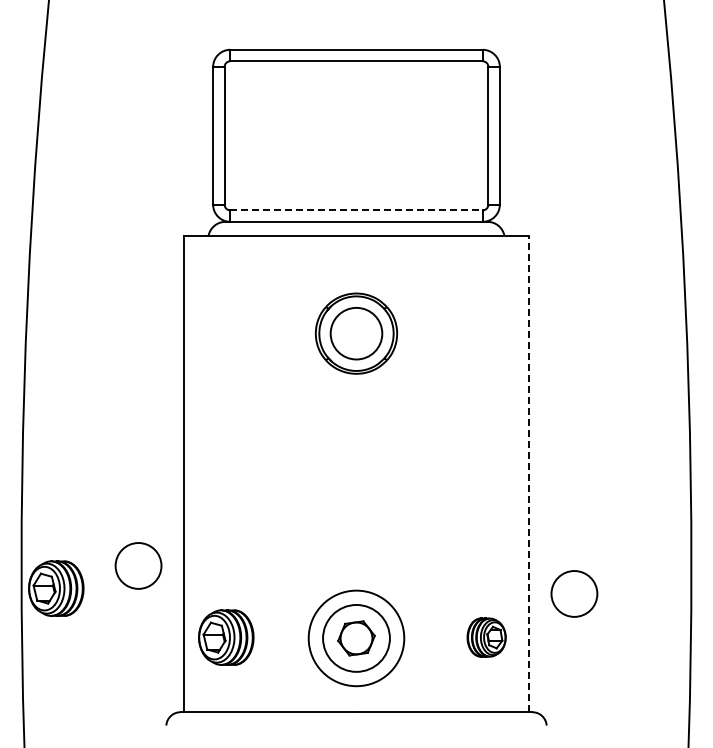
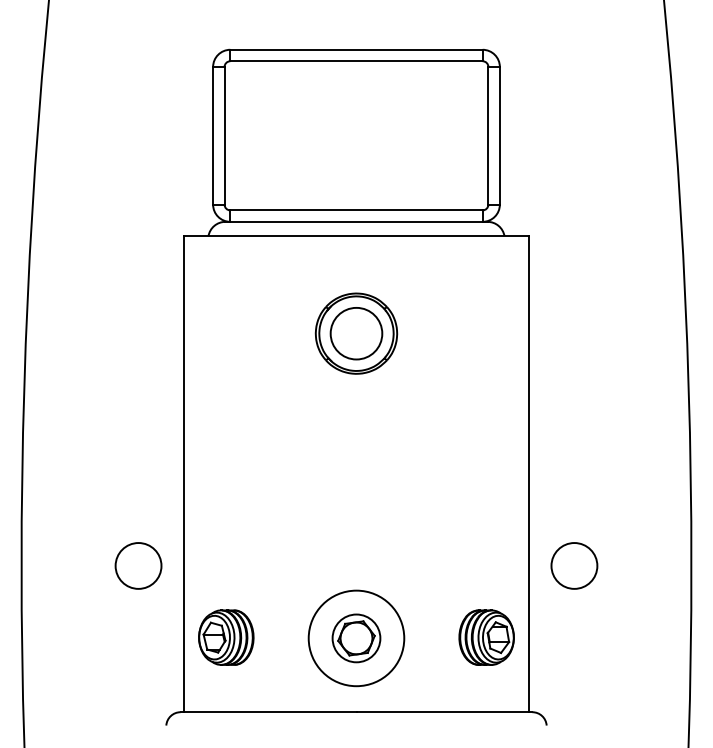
line: dashed -> solid (357, 210)
line: dashed -> solid (529, 473)
part: present -> none (56, 588)
circle position: (574, 593) -> (574, 565) (574, 565)
circle diameter: 67 px -> 48 px (356, 638)
part size: 41x41 px -> 57x57 px (486, 637)
